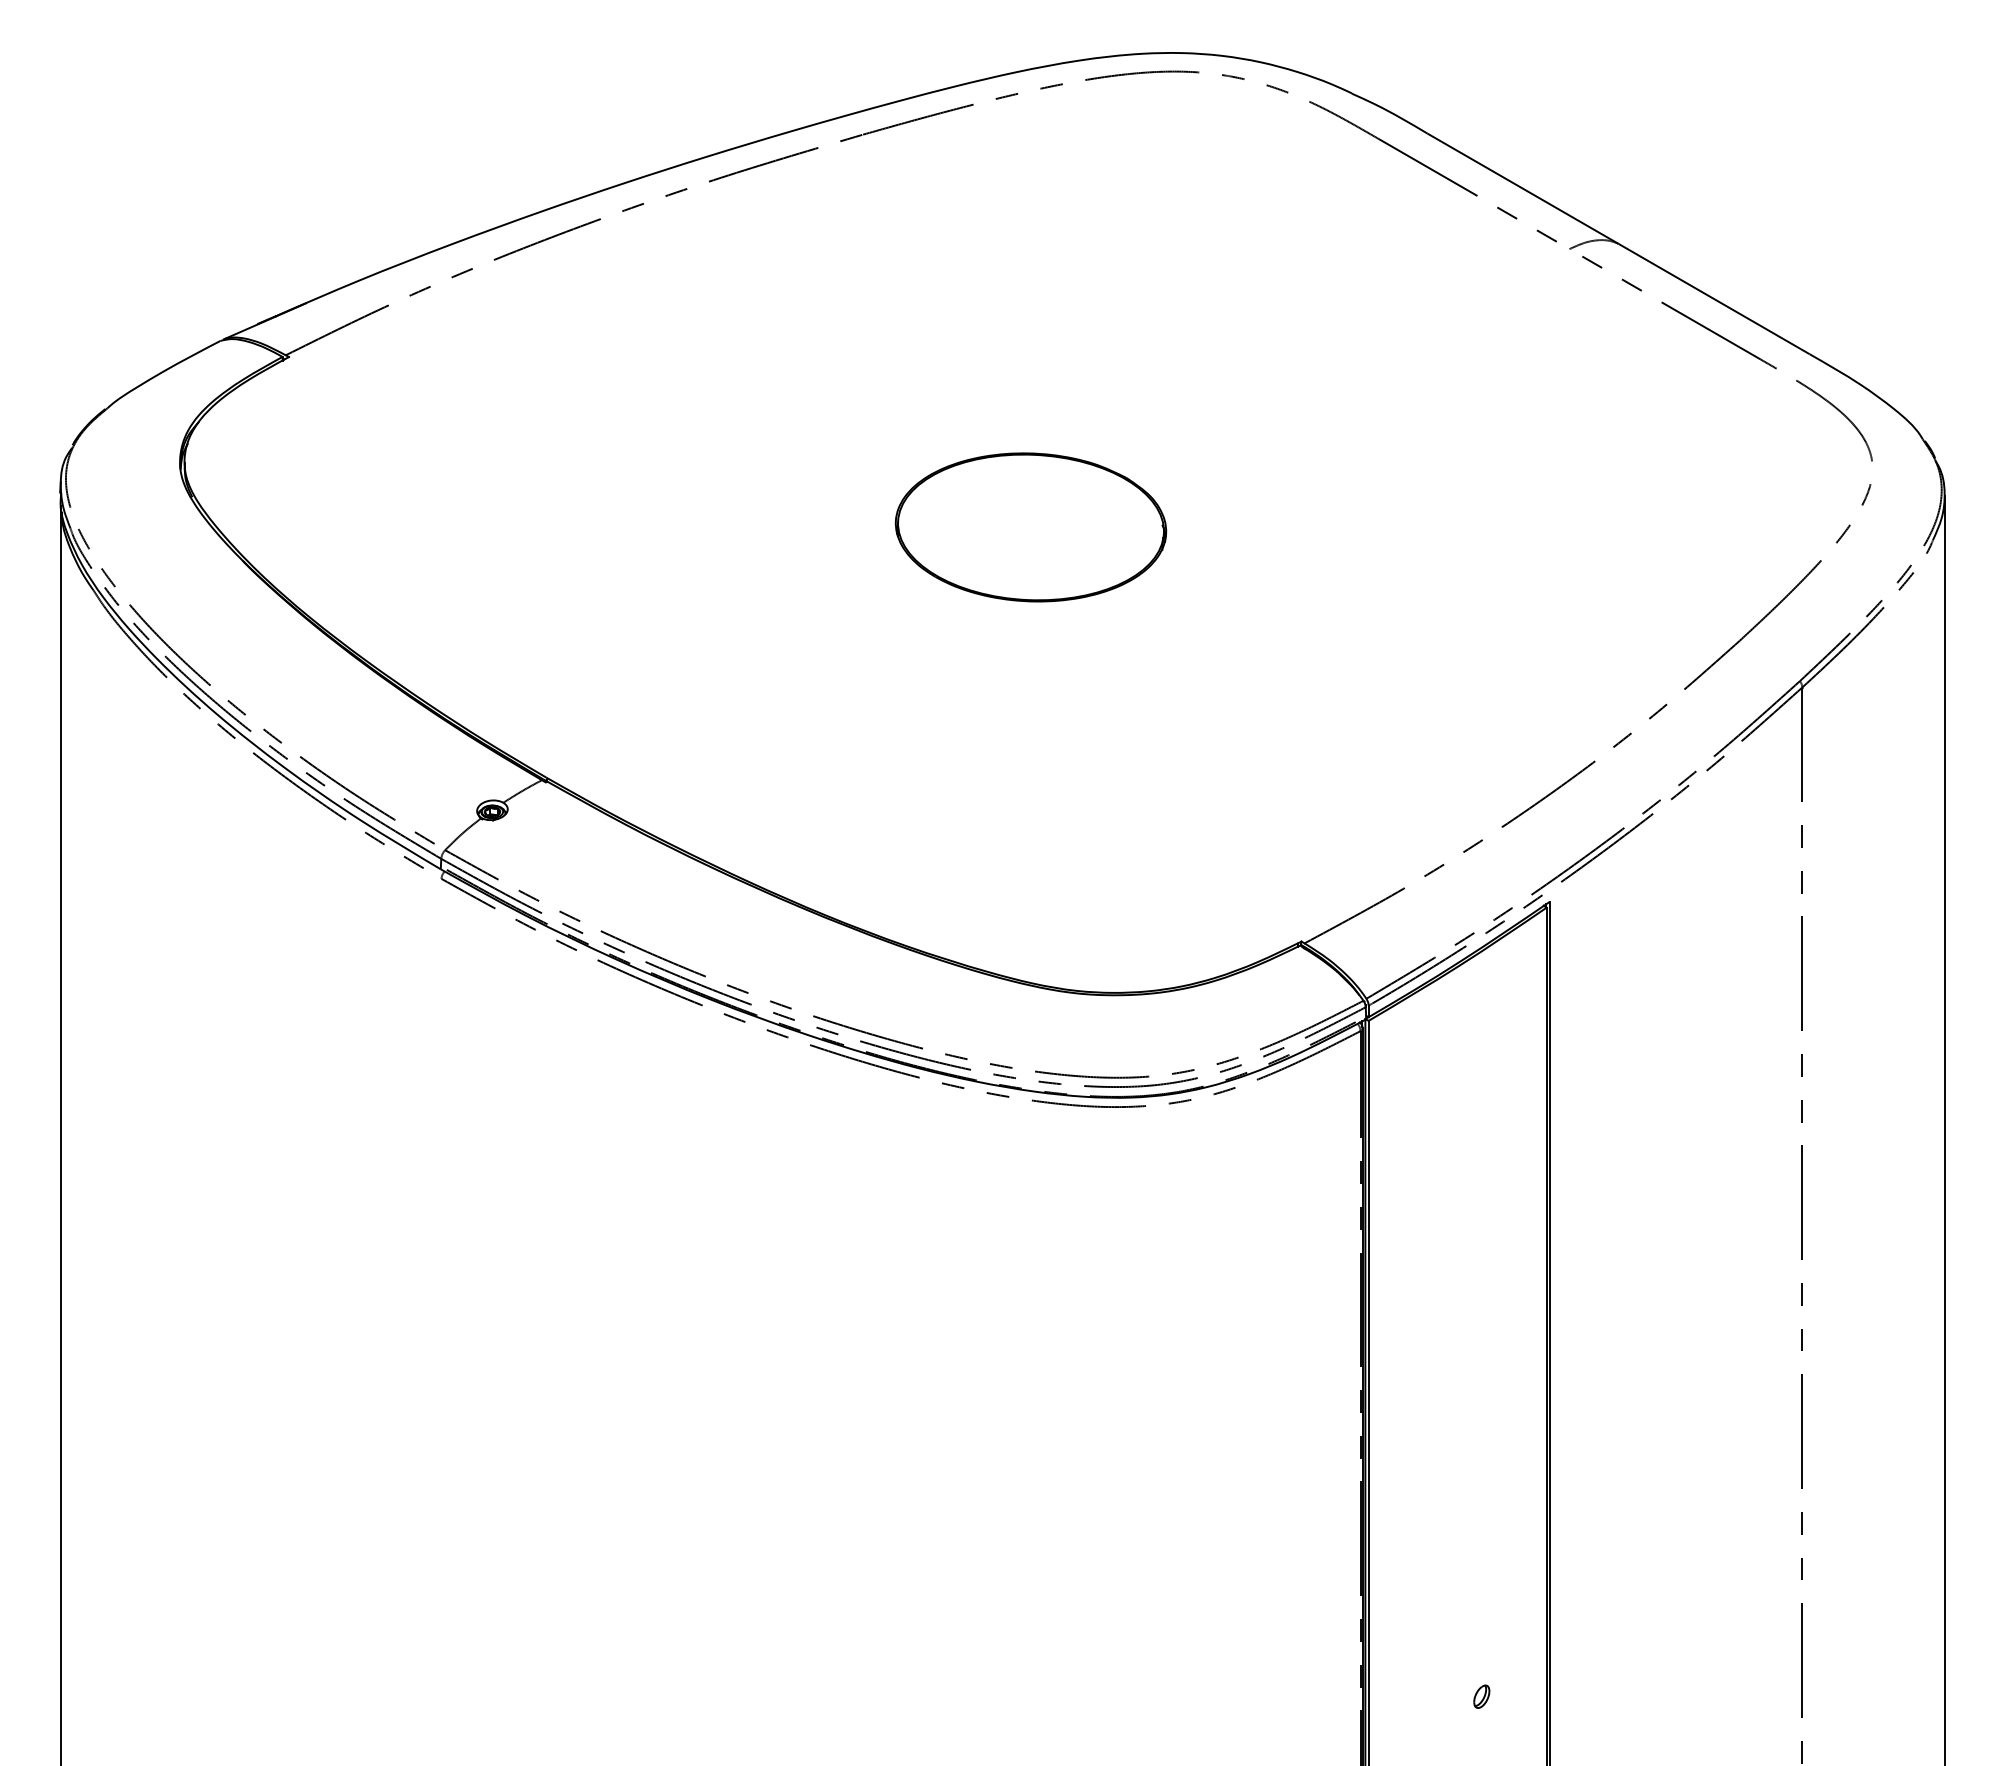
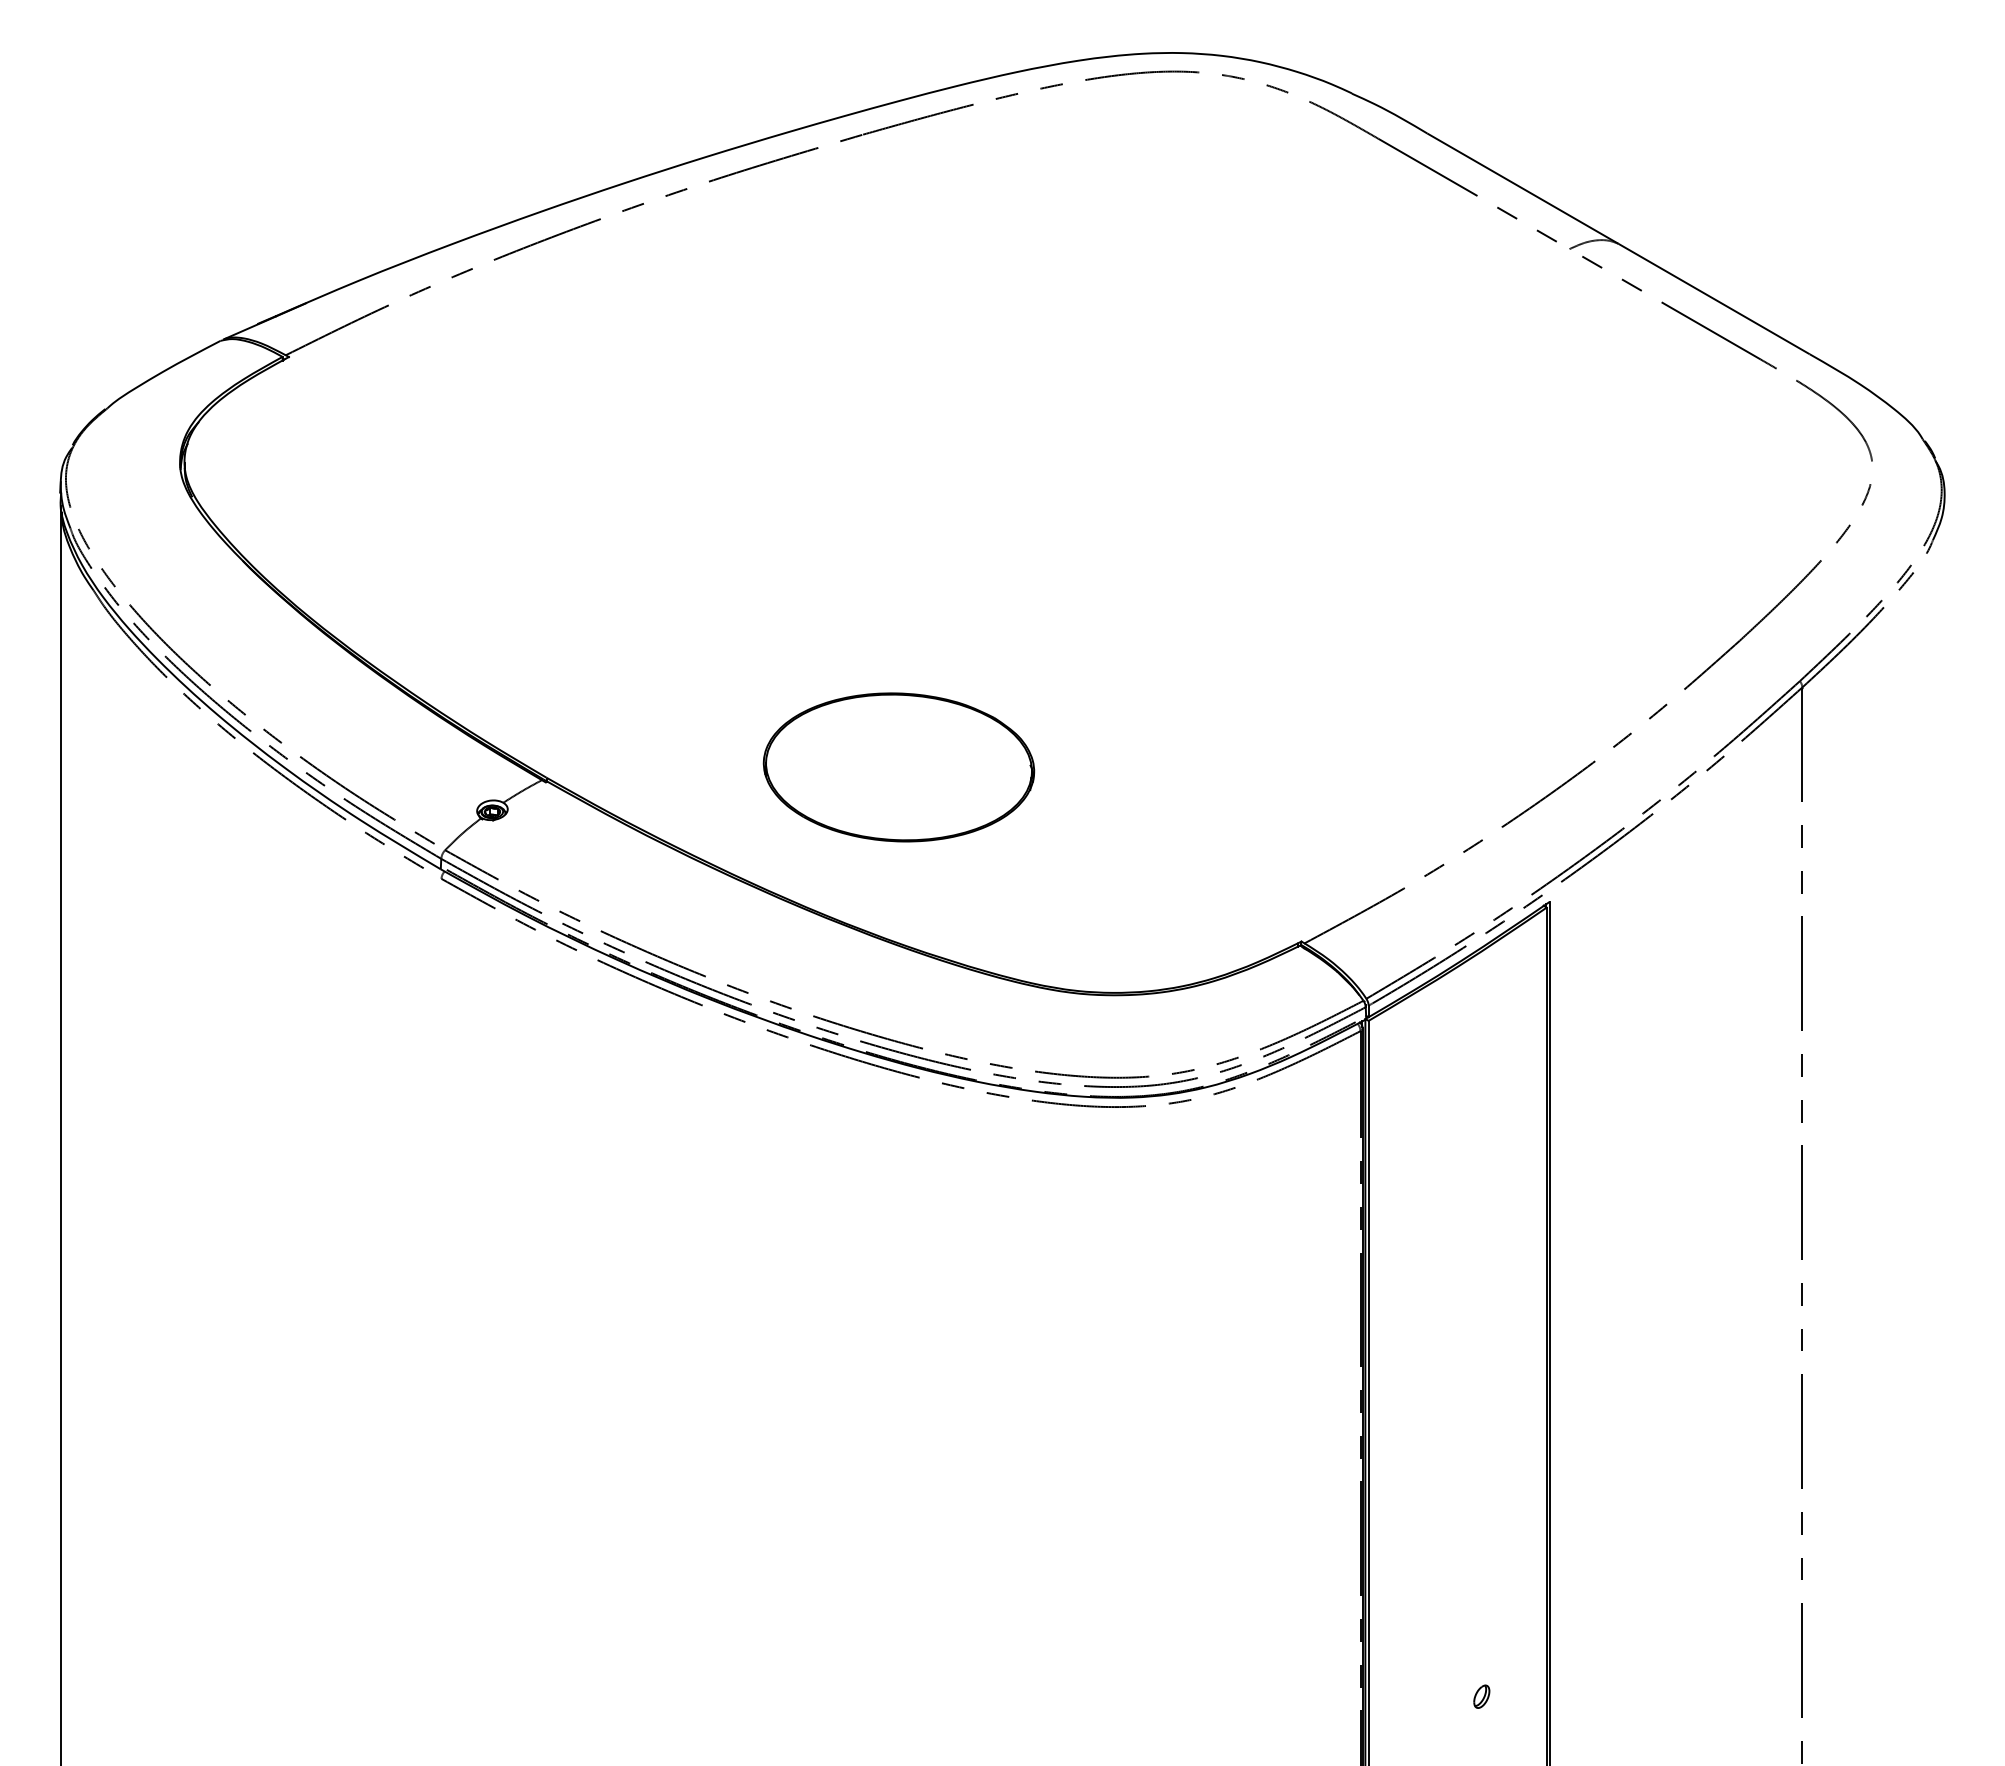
part position: (1030, 527) -> (898, 767) (898, 767)
line: present -> none (1944, 1129)
